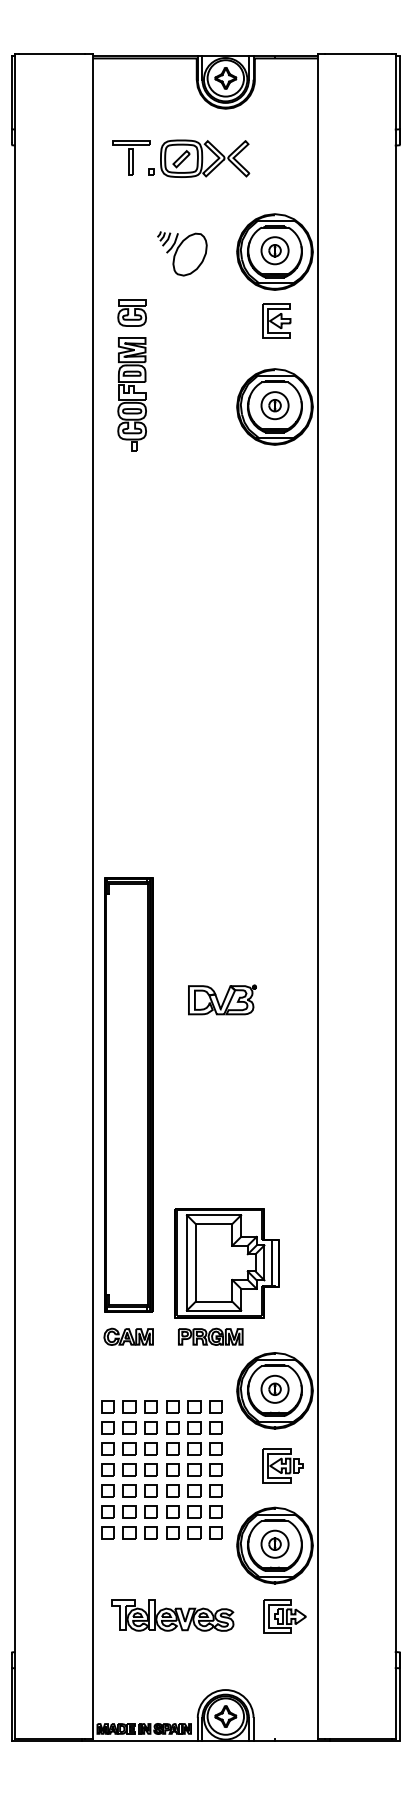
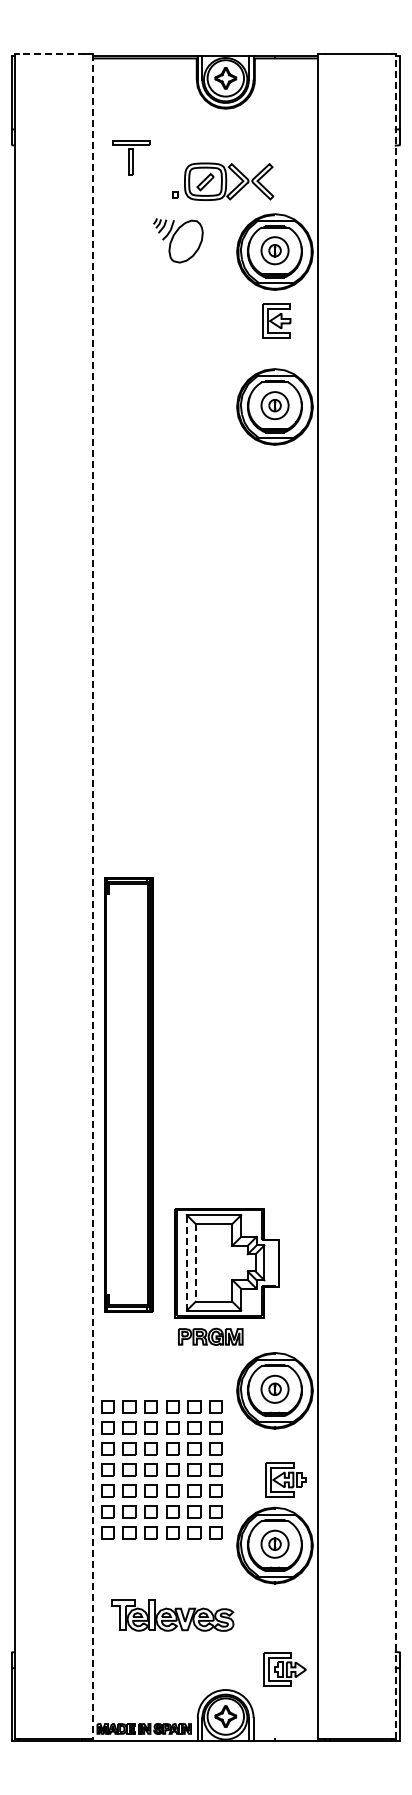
line: solid -> dashed (51, 53)
part position: (199, 158) -> (223, 181) (223, 181)
part position: (182, 253) -> (178, 240) (178, 240)
part: present -> none (131, 312)
part: present -> none (131, 394)
line: solid -> dashed (395, 895)
line: solid -> dashed (92, 896)
part: present -> none (222, 999)
line: solid -> dashed (186, 1262)
line: solid -> dashed (195, 1262)
line: present -> none (272, 1263)
part: present -> none (128, 1336)
part position: (282, 1465) -> (285, 1479) (285, 1479)
part position: (284, 1616) -> (284, 1669) (284, 1669)
